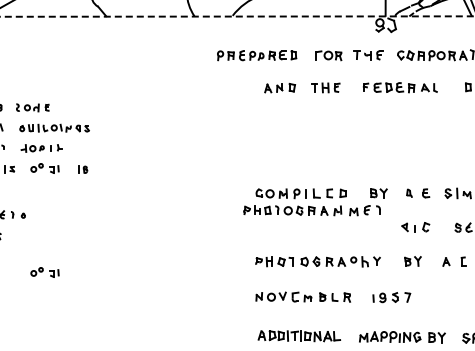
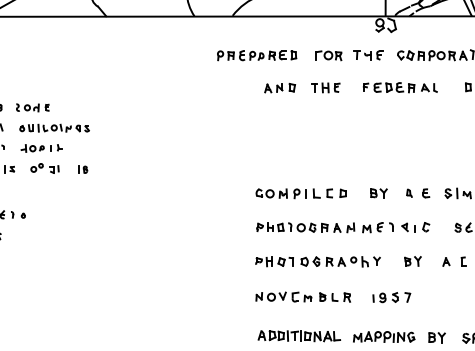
line: dashed -> solid (238, 16)
part position: (311, 210) -> (324, 227) (324, 227)
part: present -> none (44, 272)
part position: (390, 336) -> (384, 336) (384, 336)
